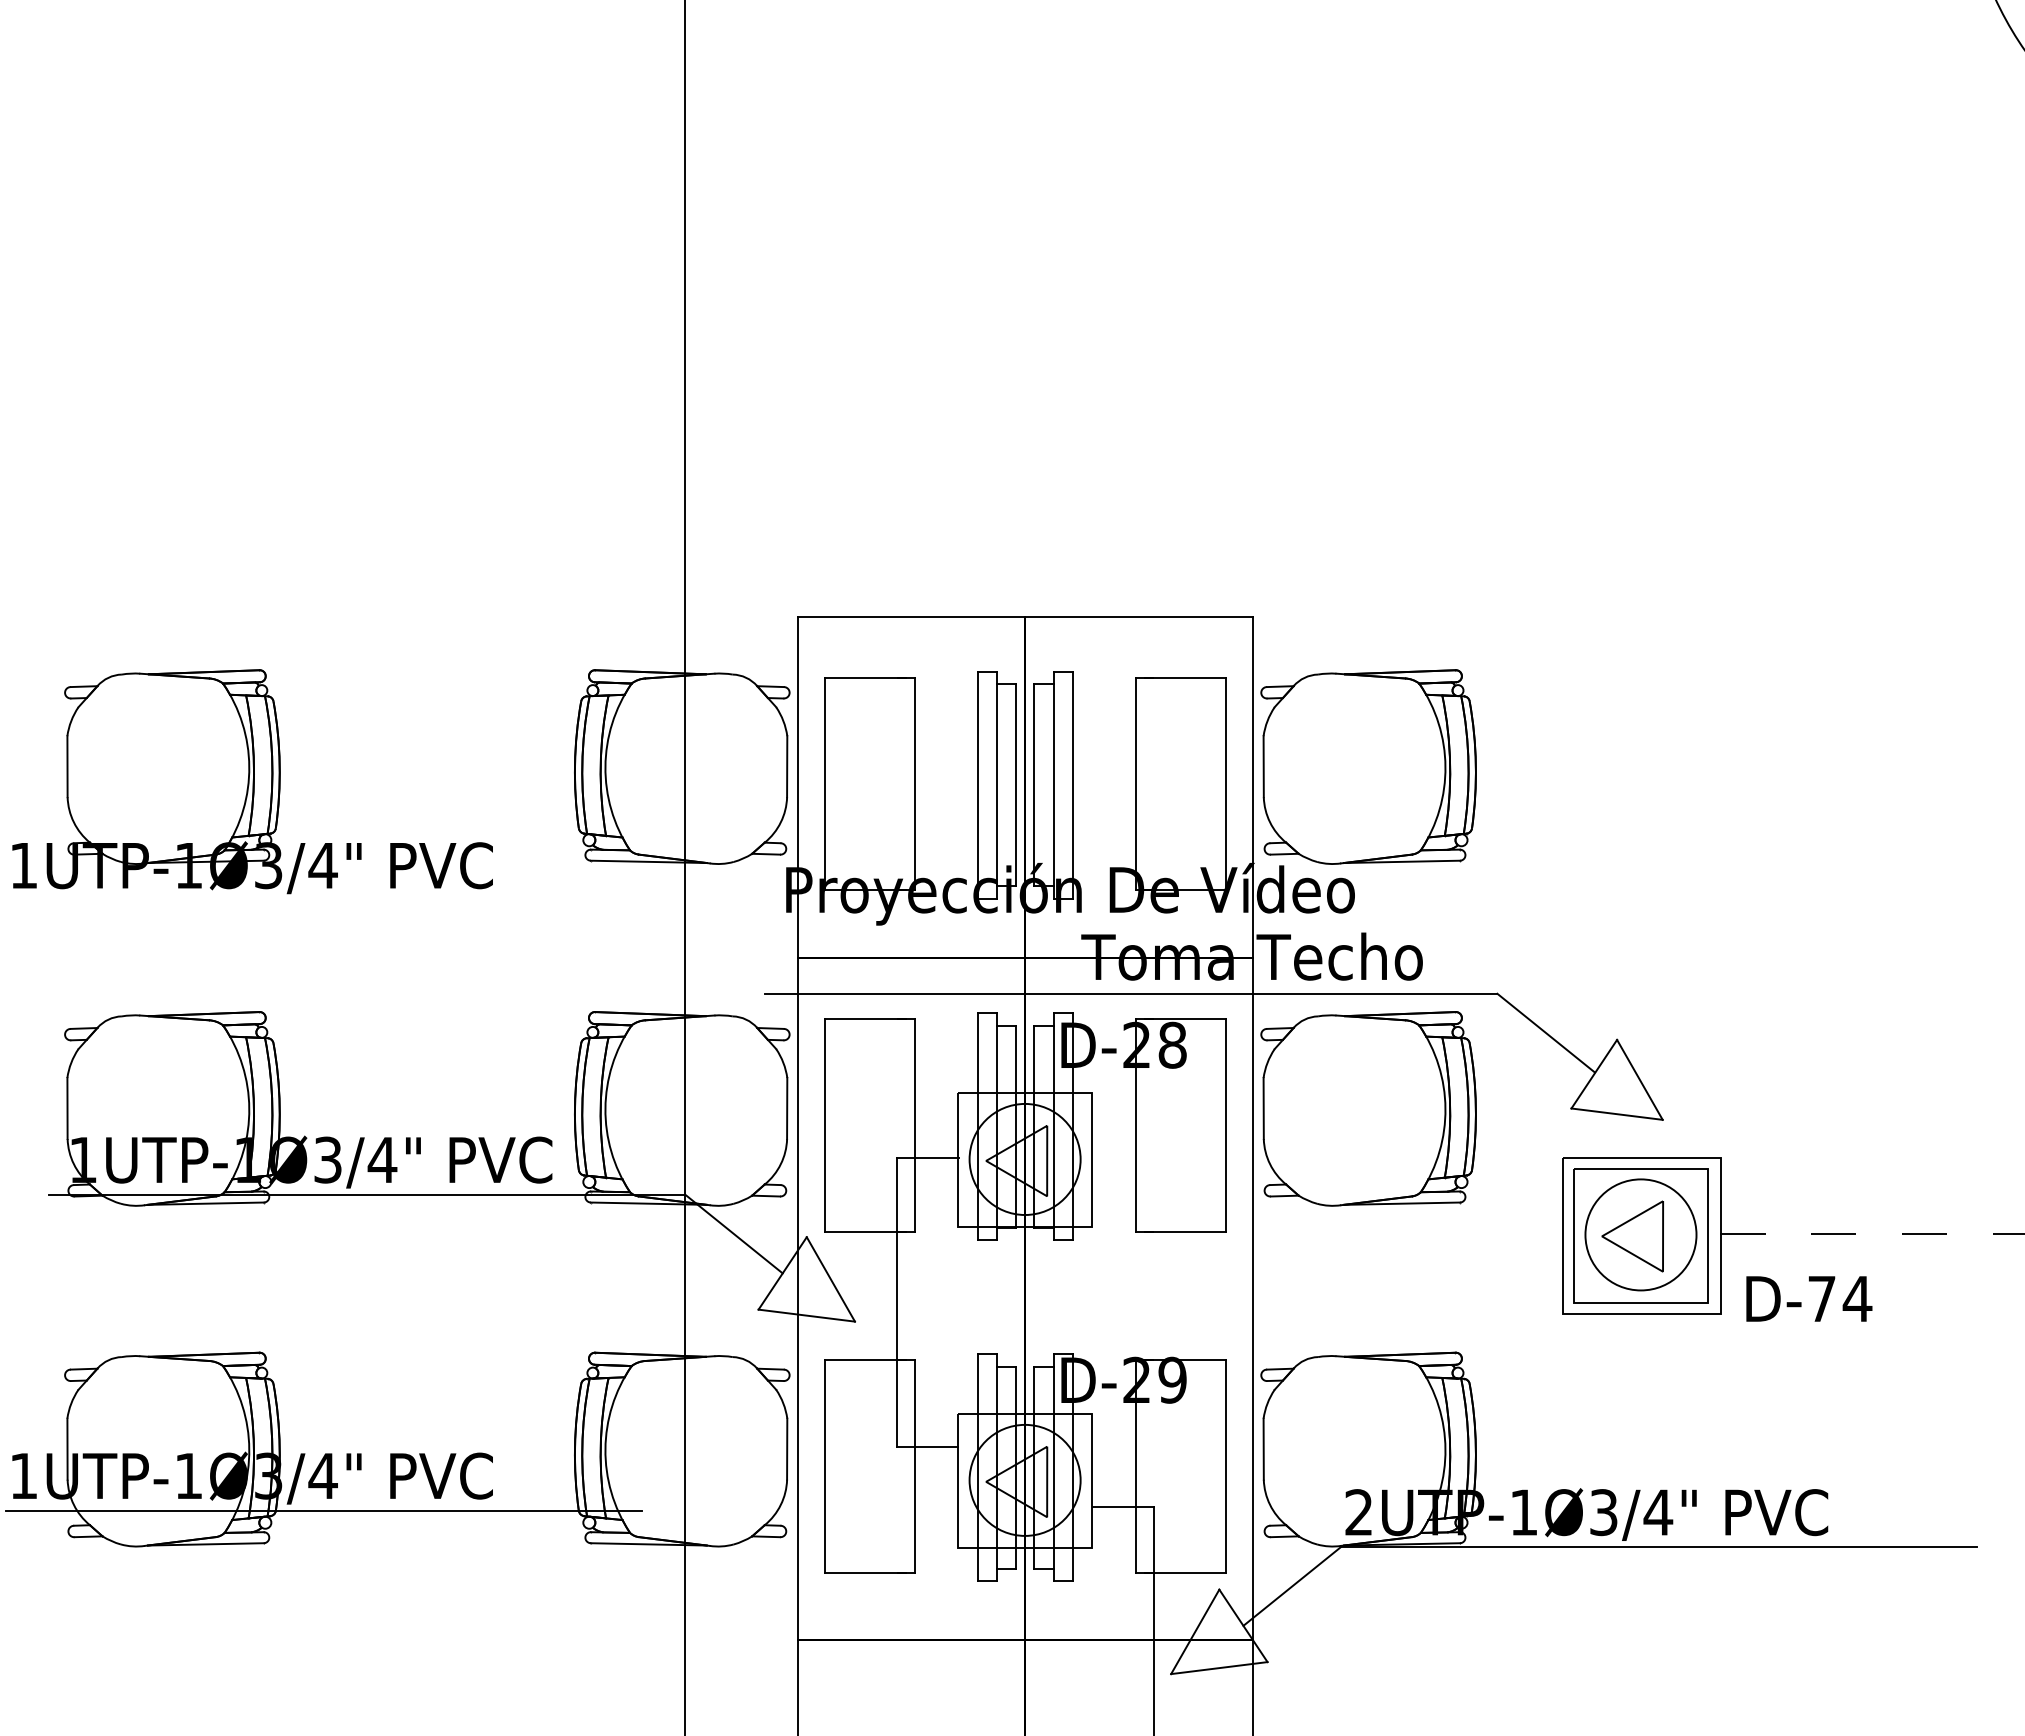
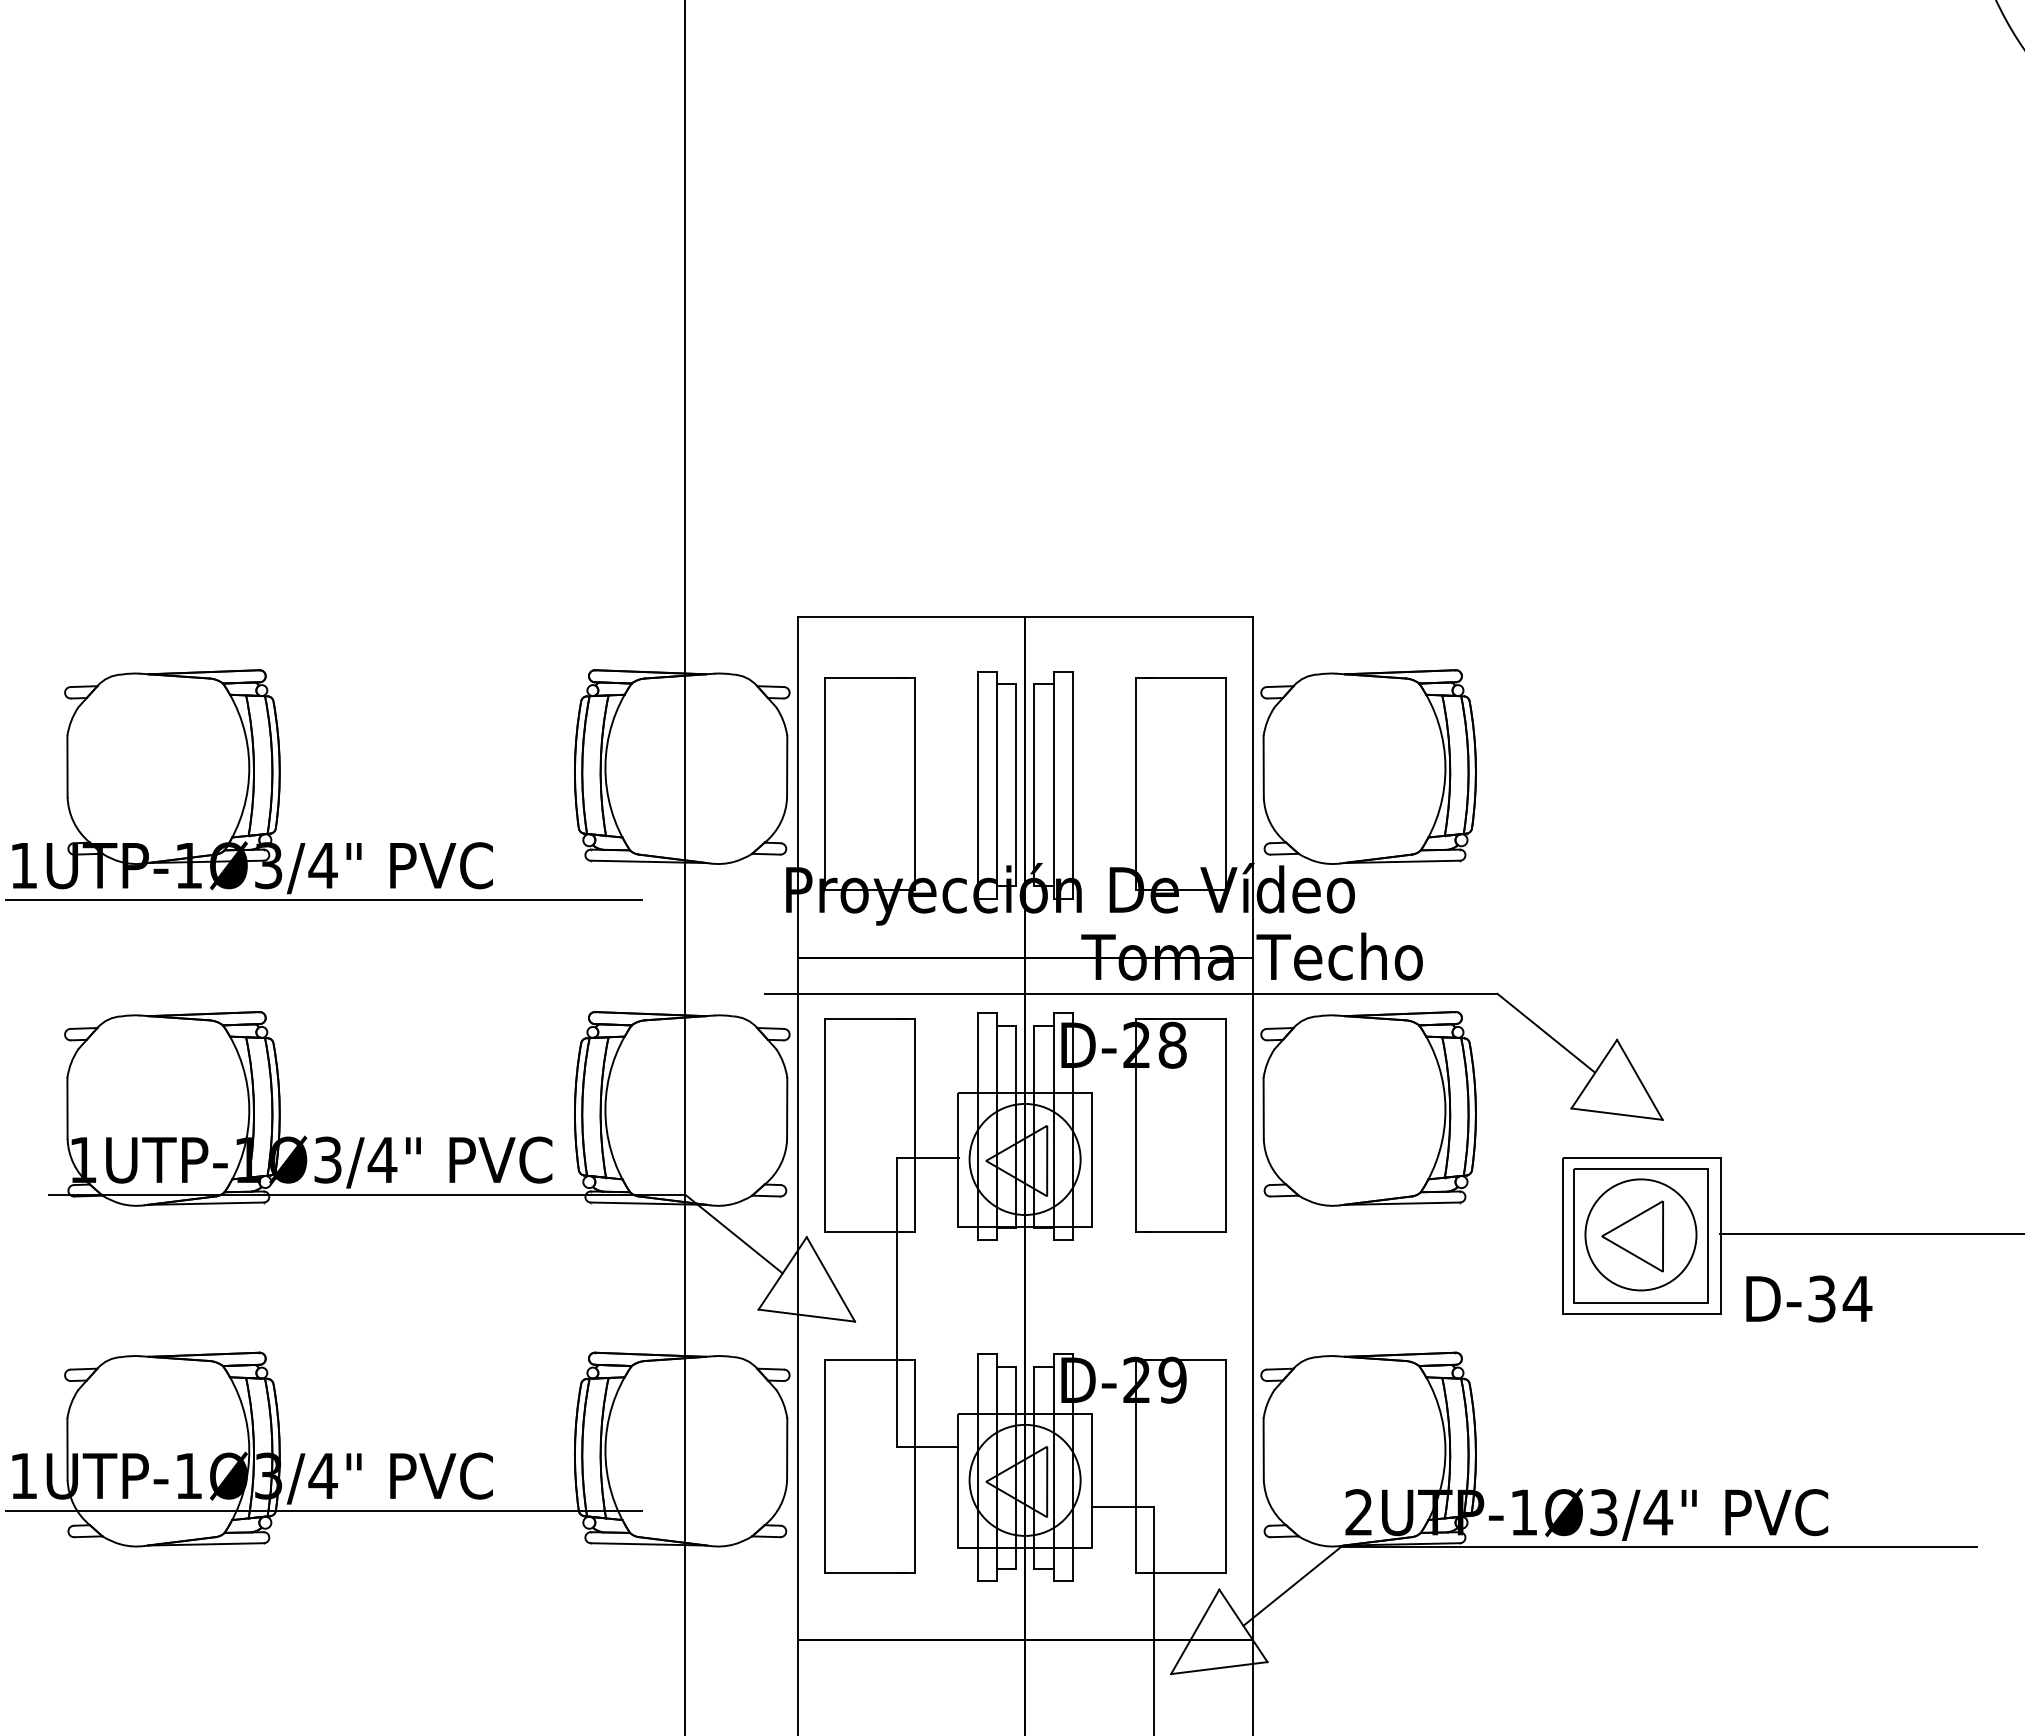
line: none -> present (323, 900)
line: dashed -> solid (1872, 1233)
text: D-74 -> D-34 (1821, 1298)
